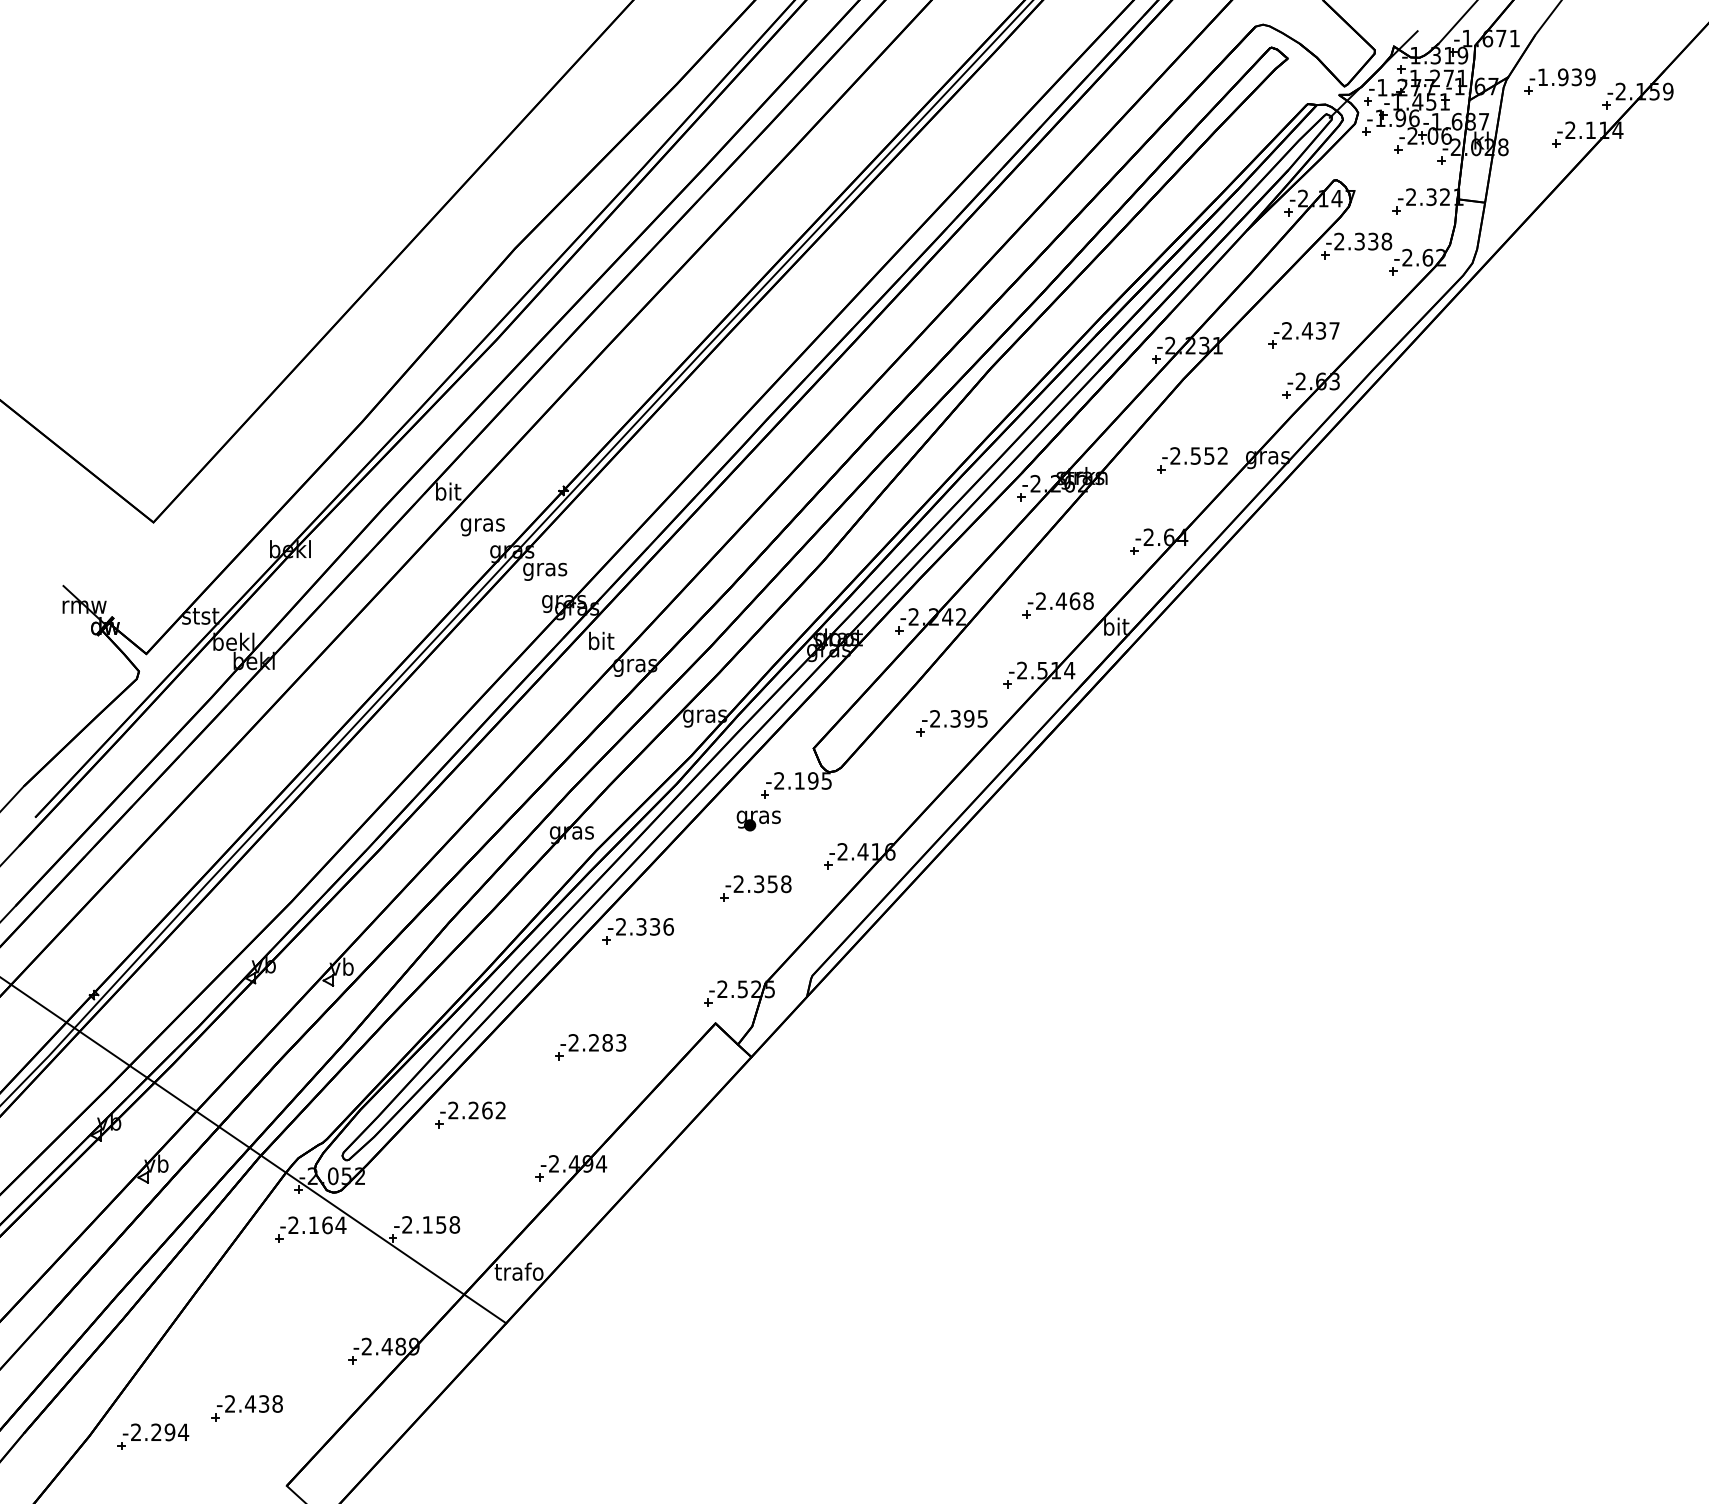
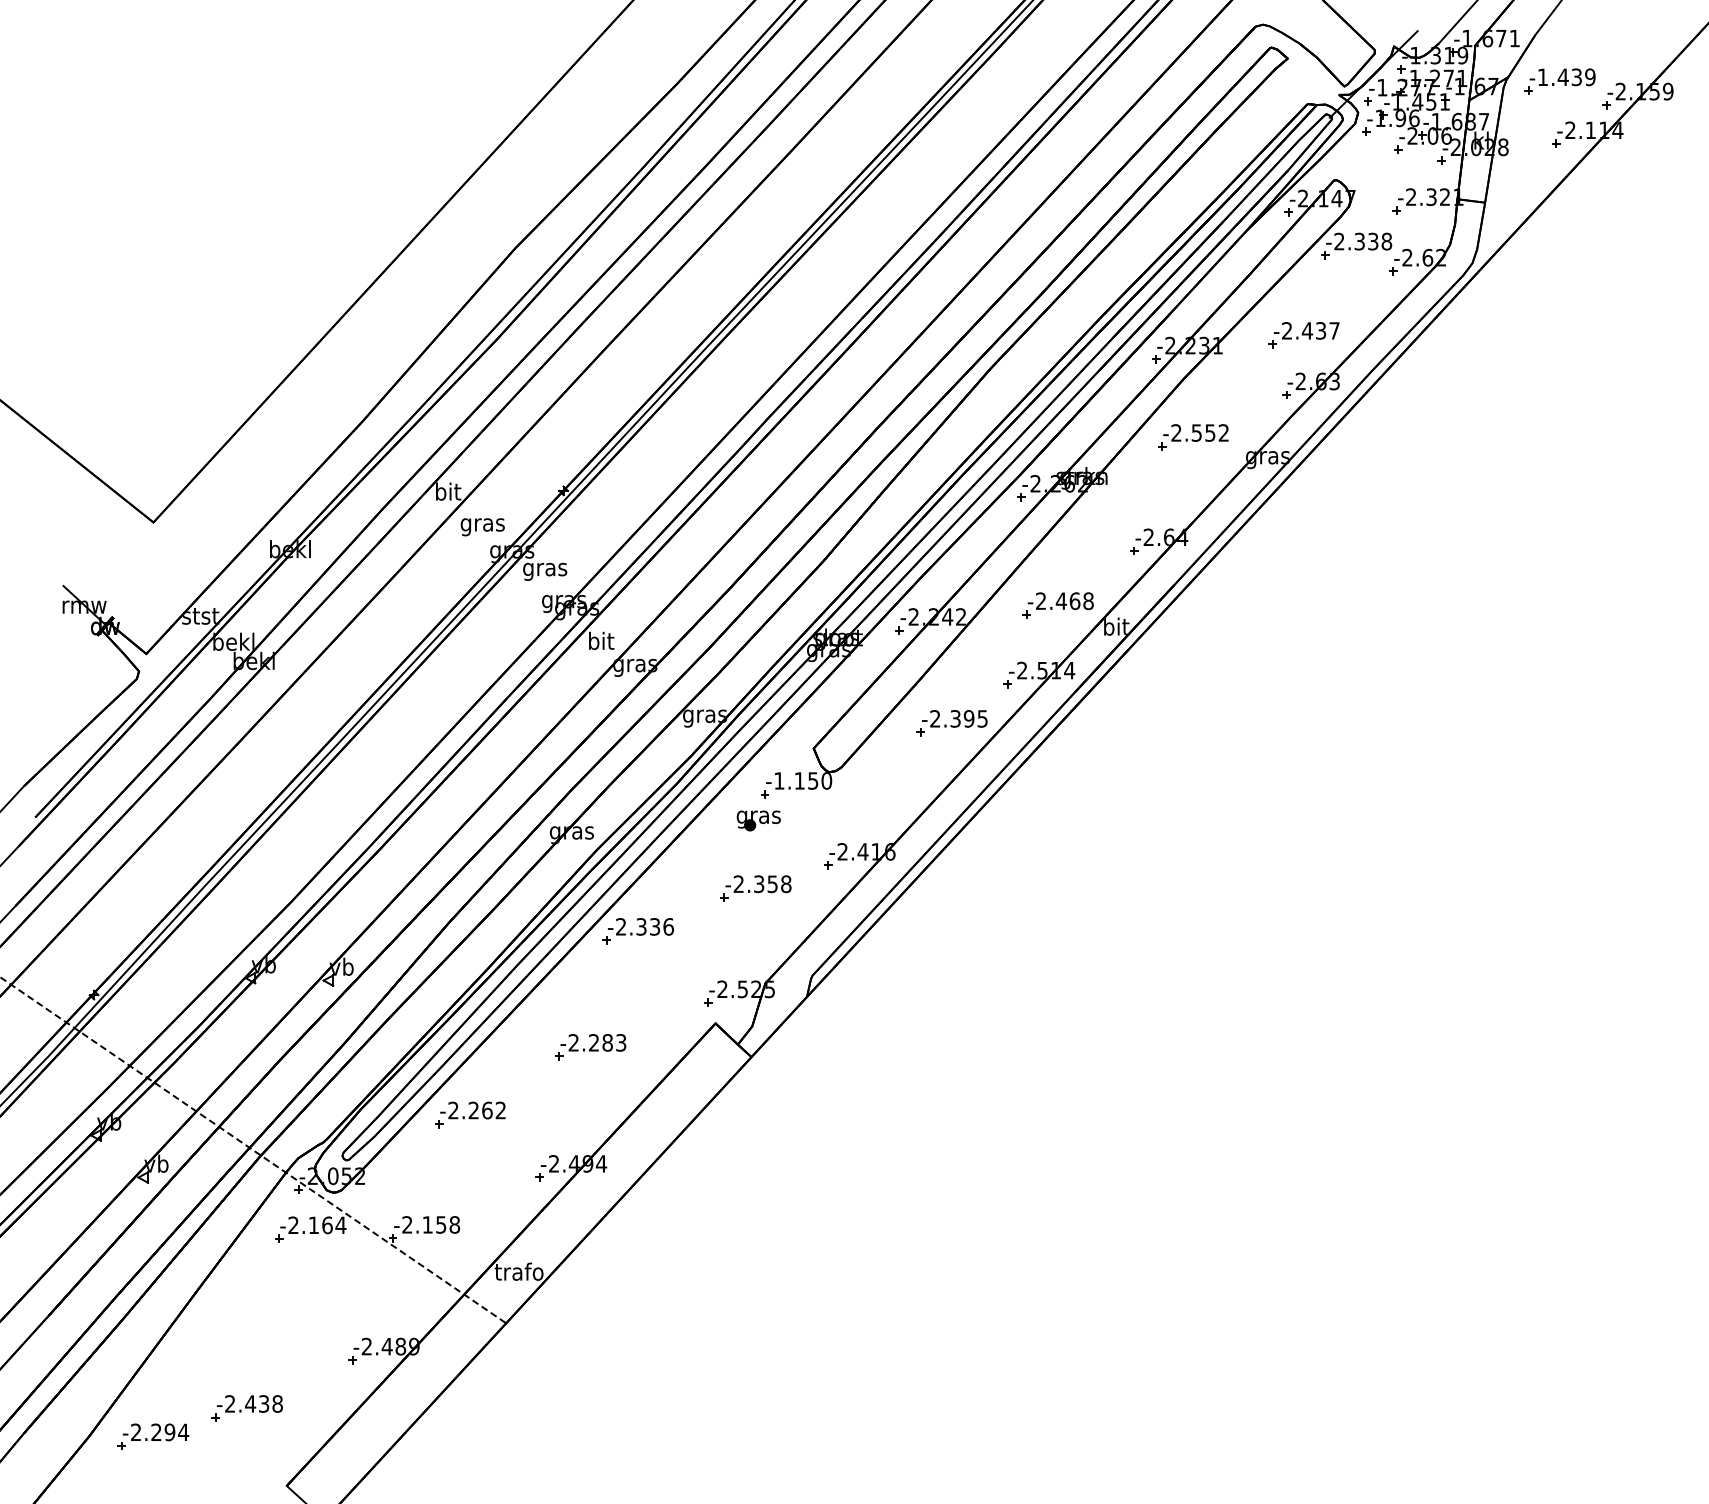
text: -1.939 -> -1.439 (1562, 77)
part position: (1192, 460) -> (1193, 437) (1193, 437)
text: -2.195 -> -1.150 (803, 780)
line: solid -> dashed (253, 1150)
